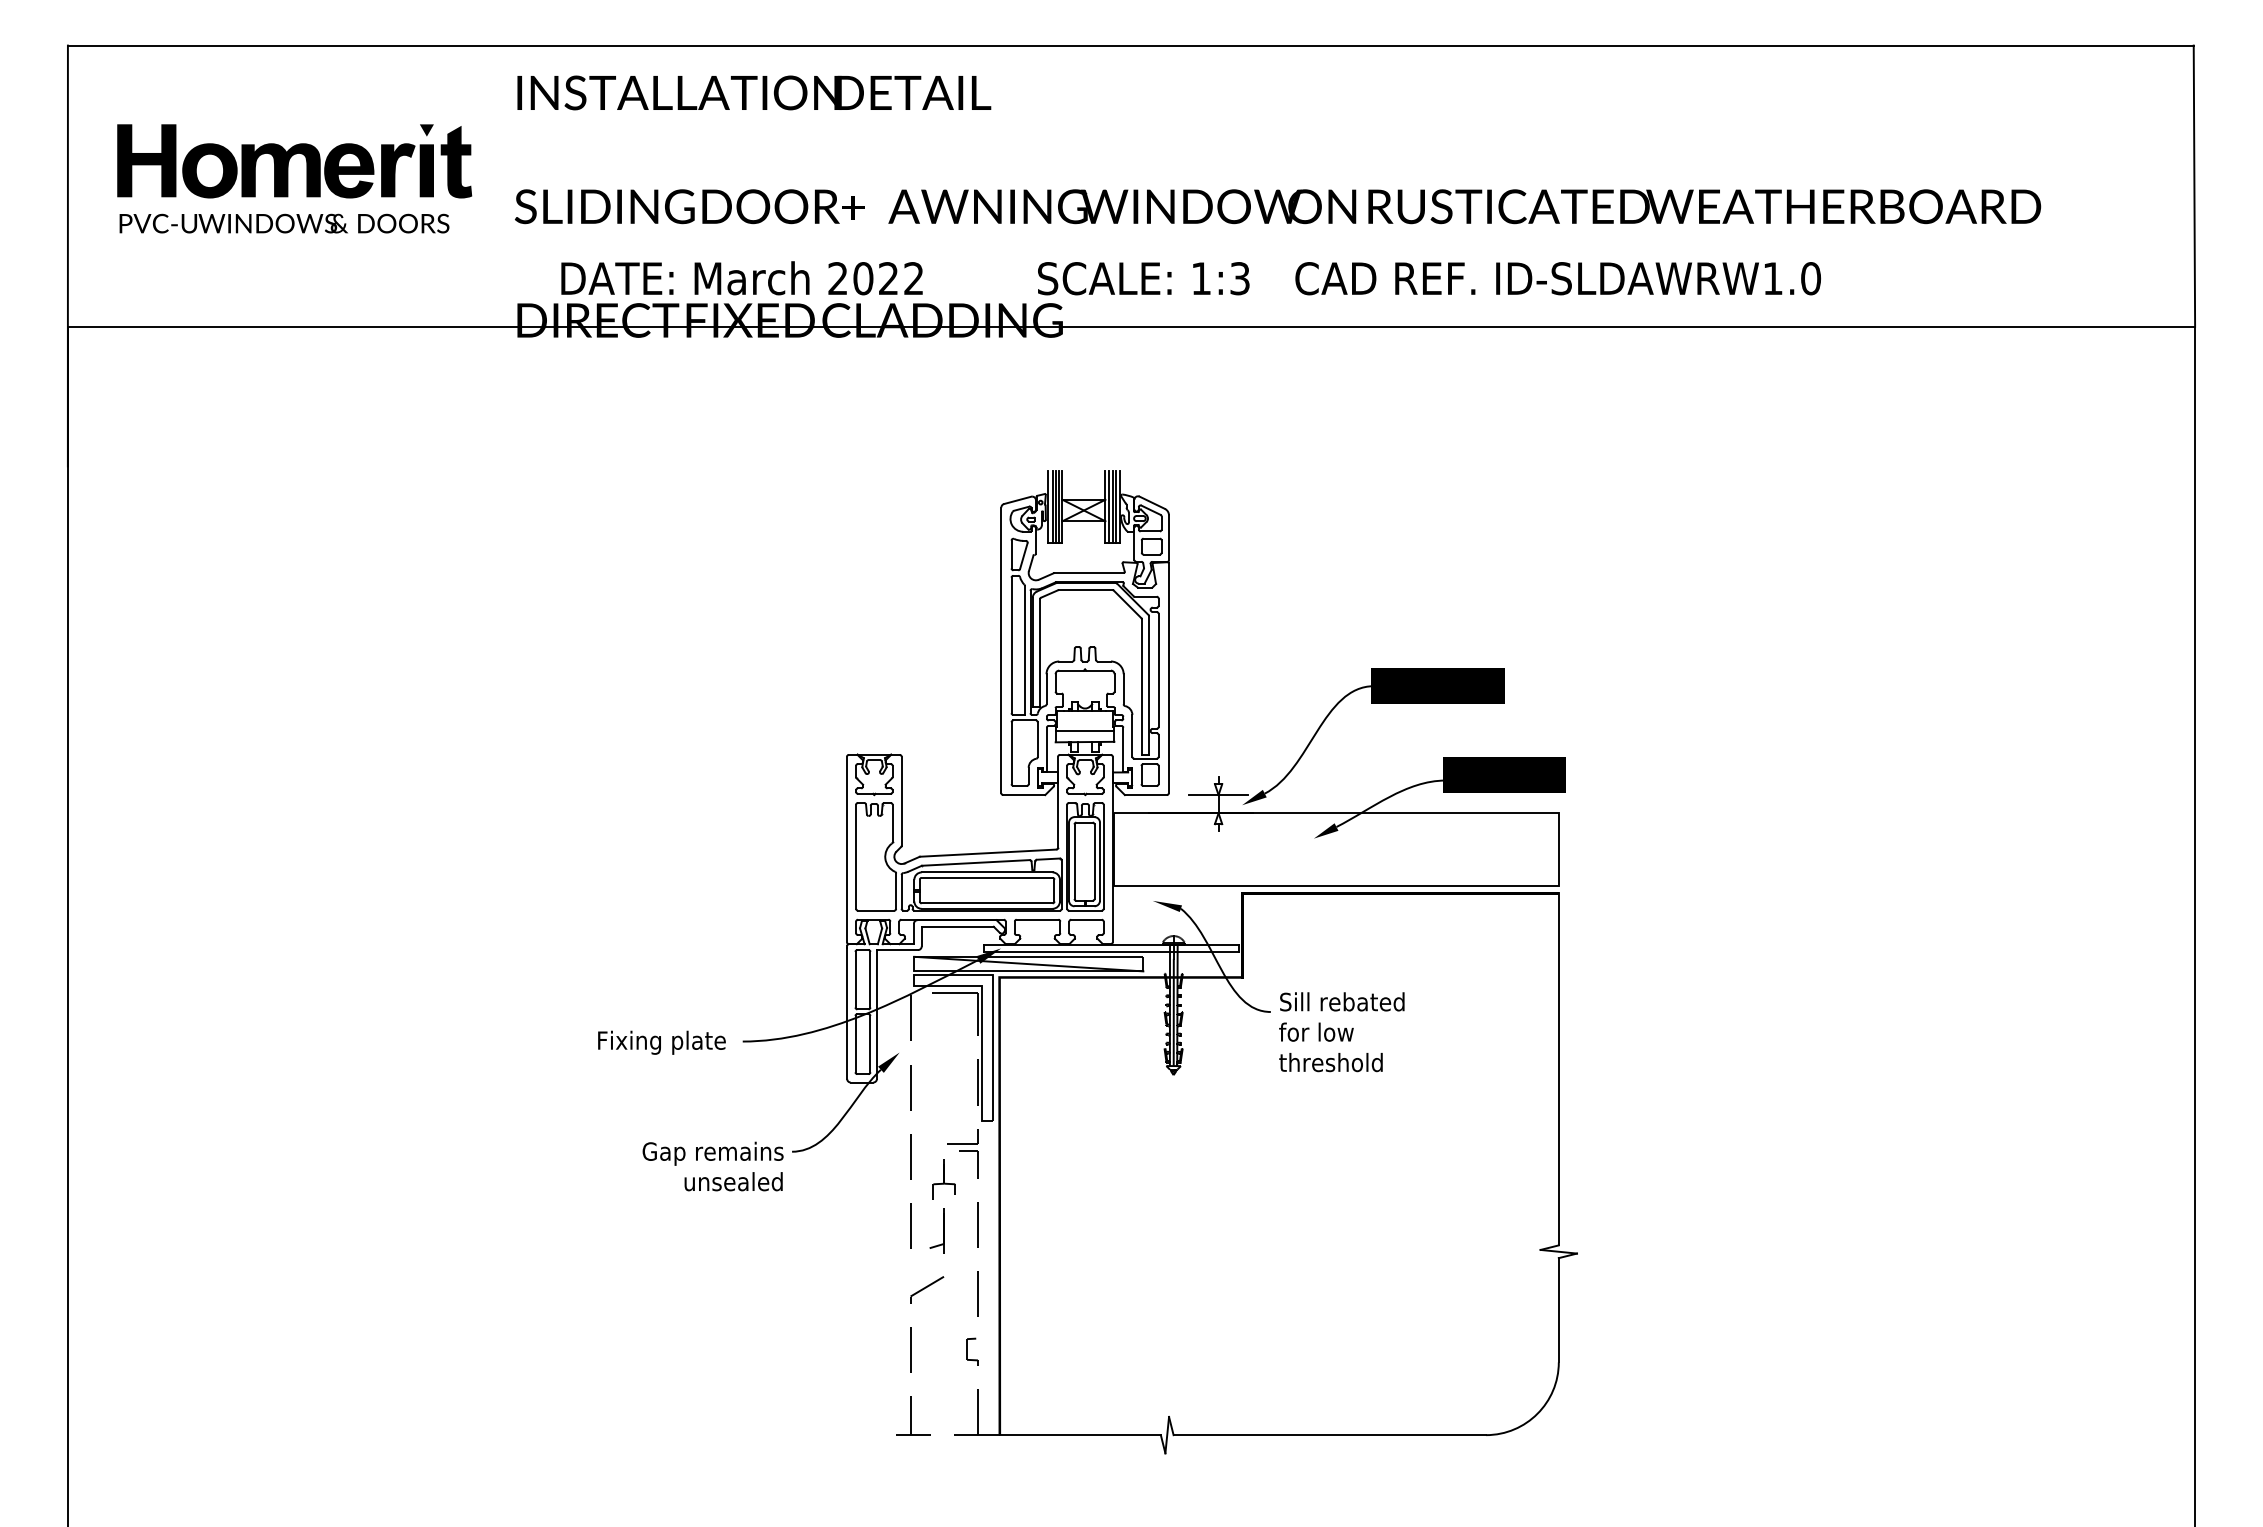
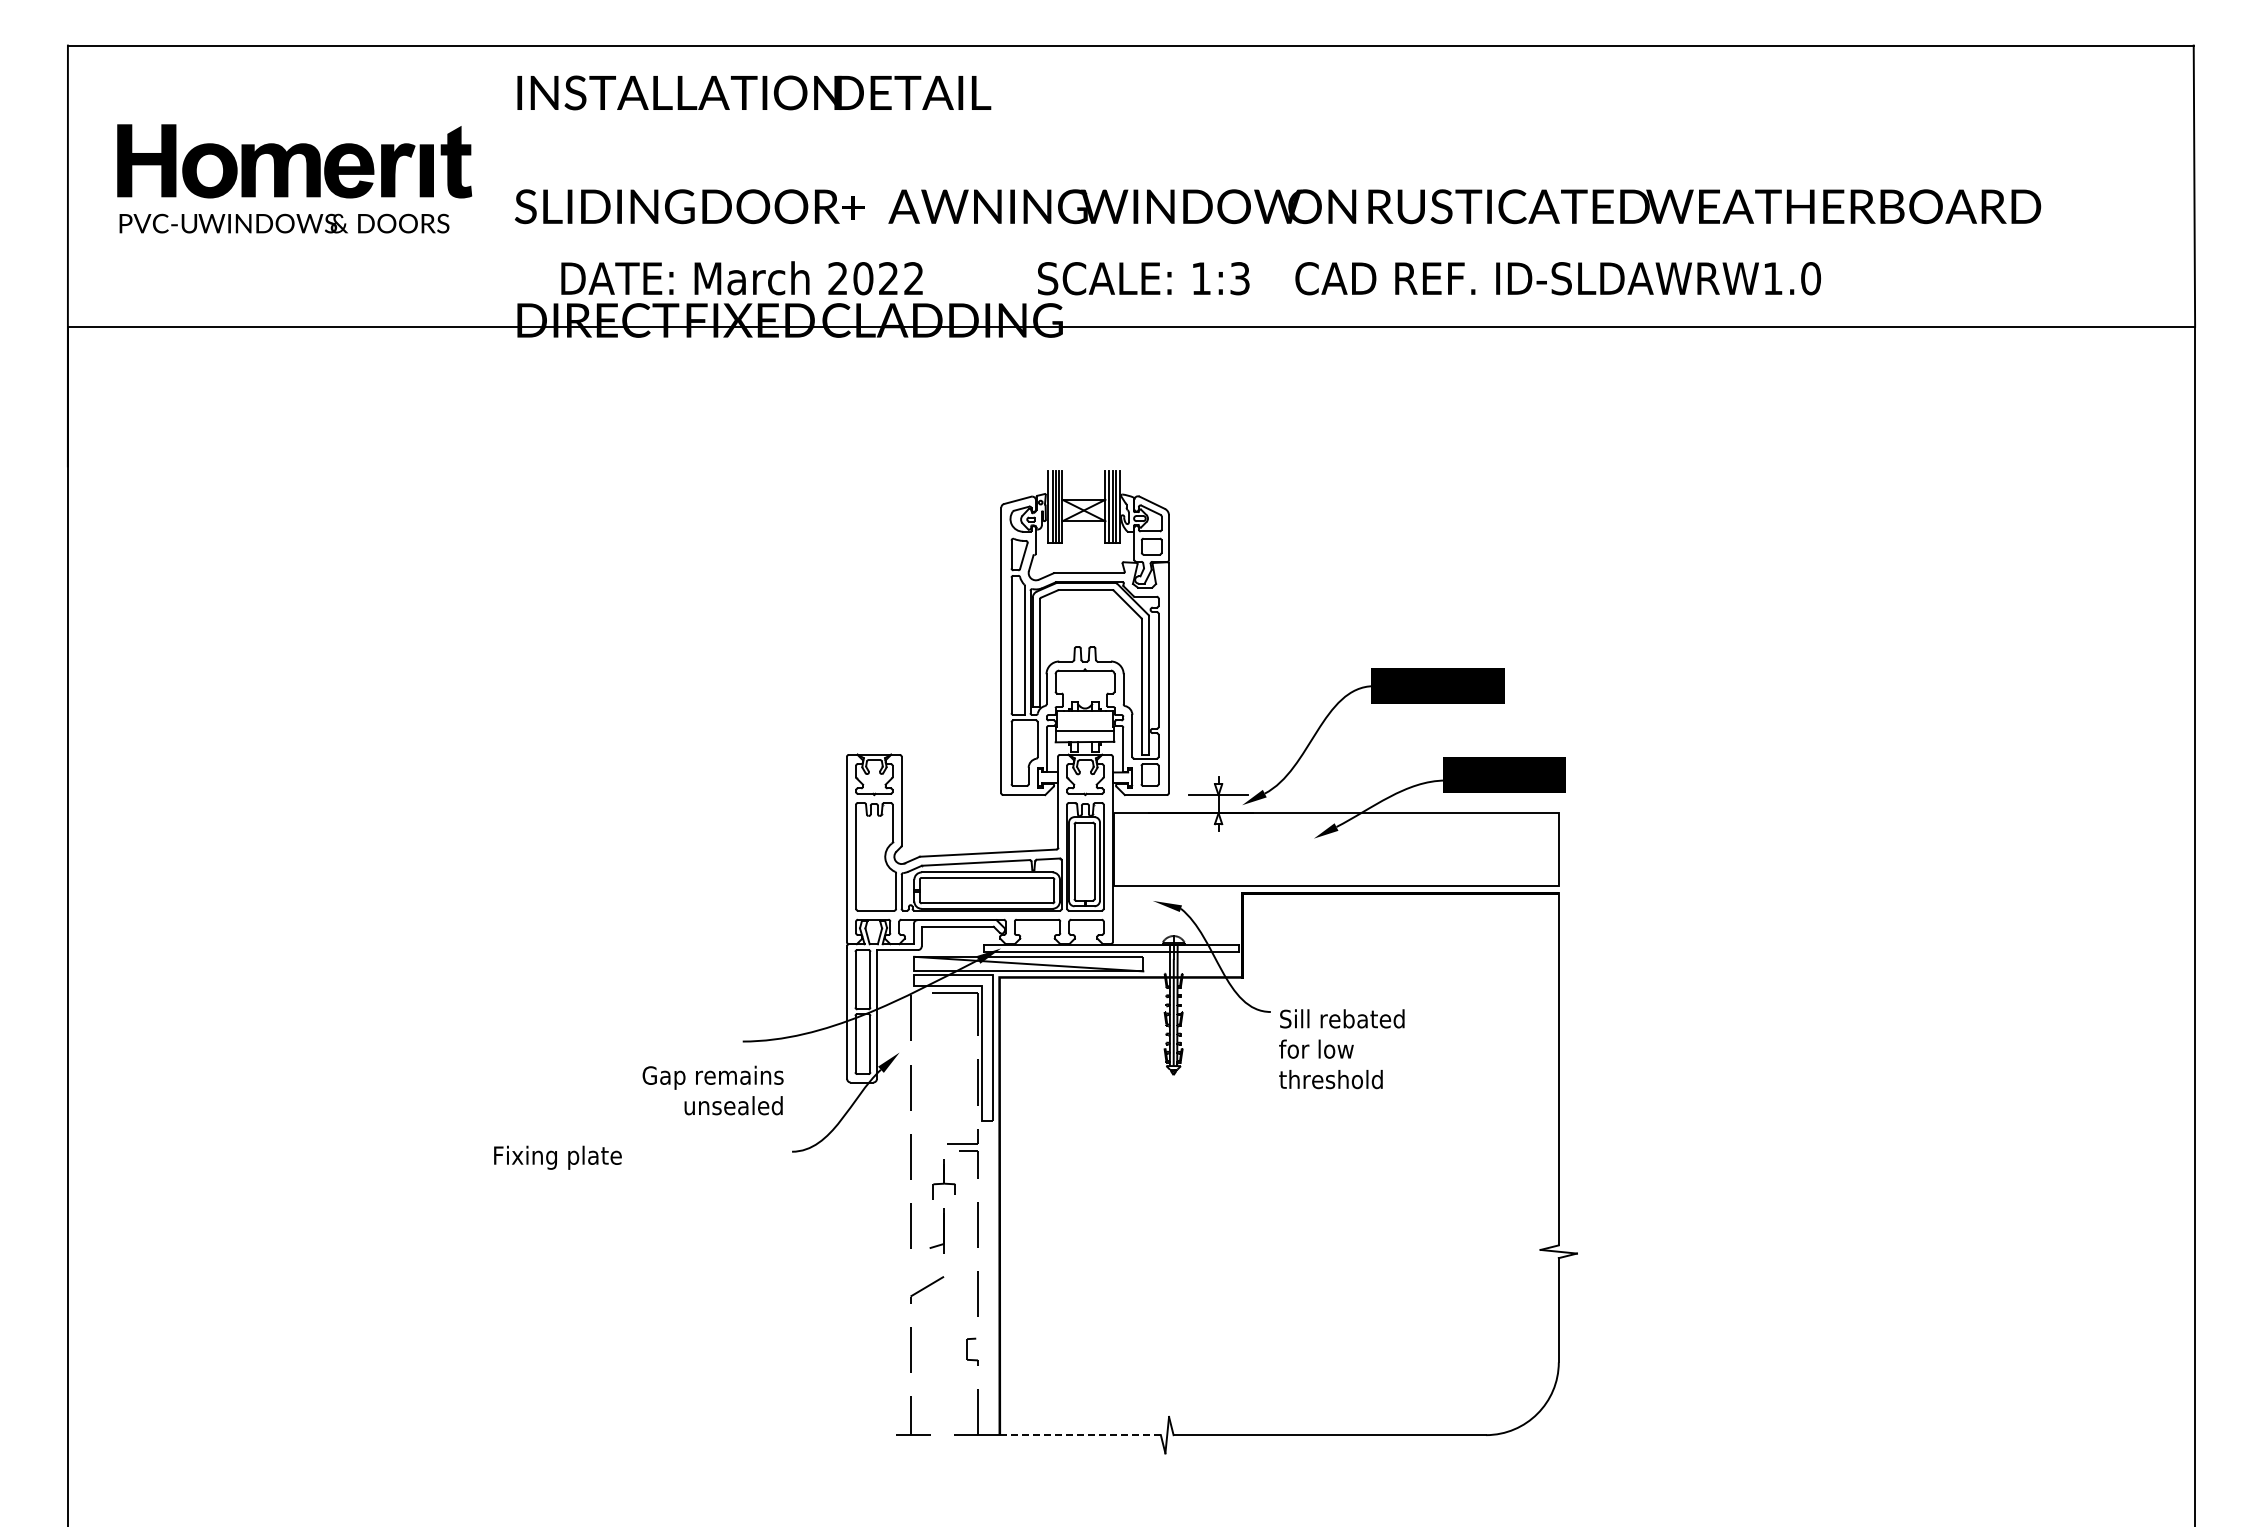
fill: present -> none (426, 130)
text position: (1341, 1032) -> (1341, 1049) (1341, 1049)
text position: (661, 1042) -> (557, 1157) (557, 1157)
text position: (712, 1166) -> (712, 1090) (712, 1090)
line: solid -> dashed (1080, 1435)
